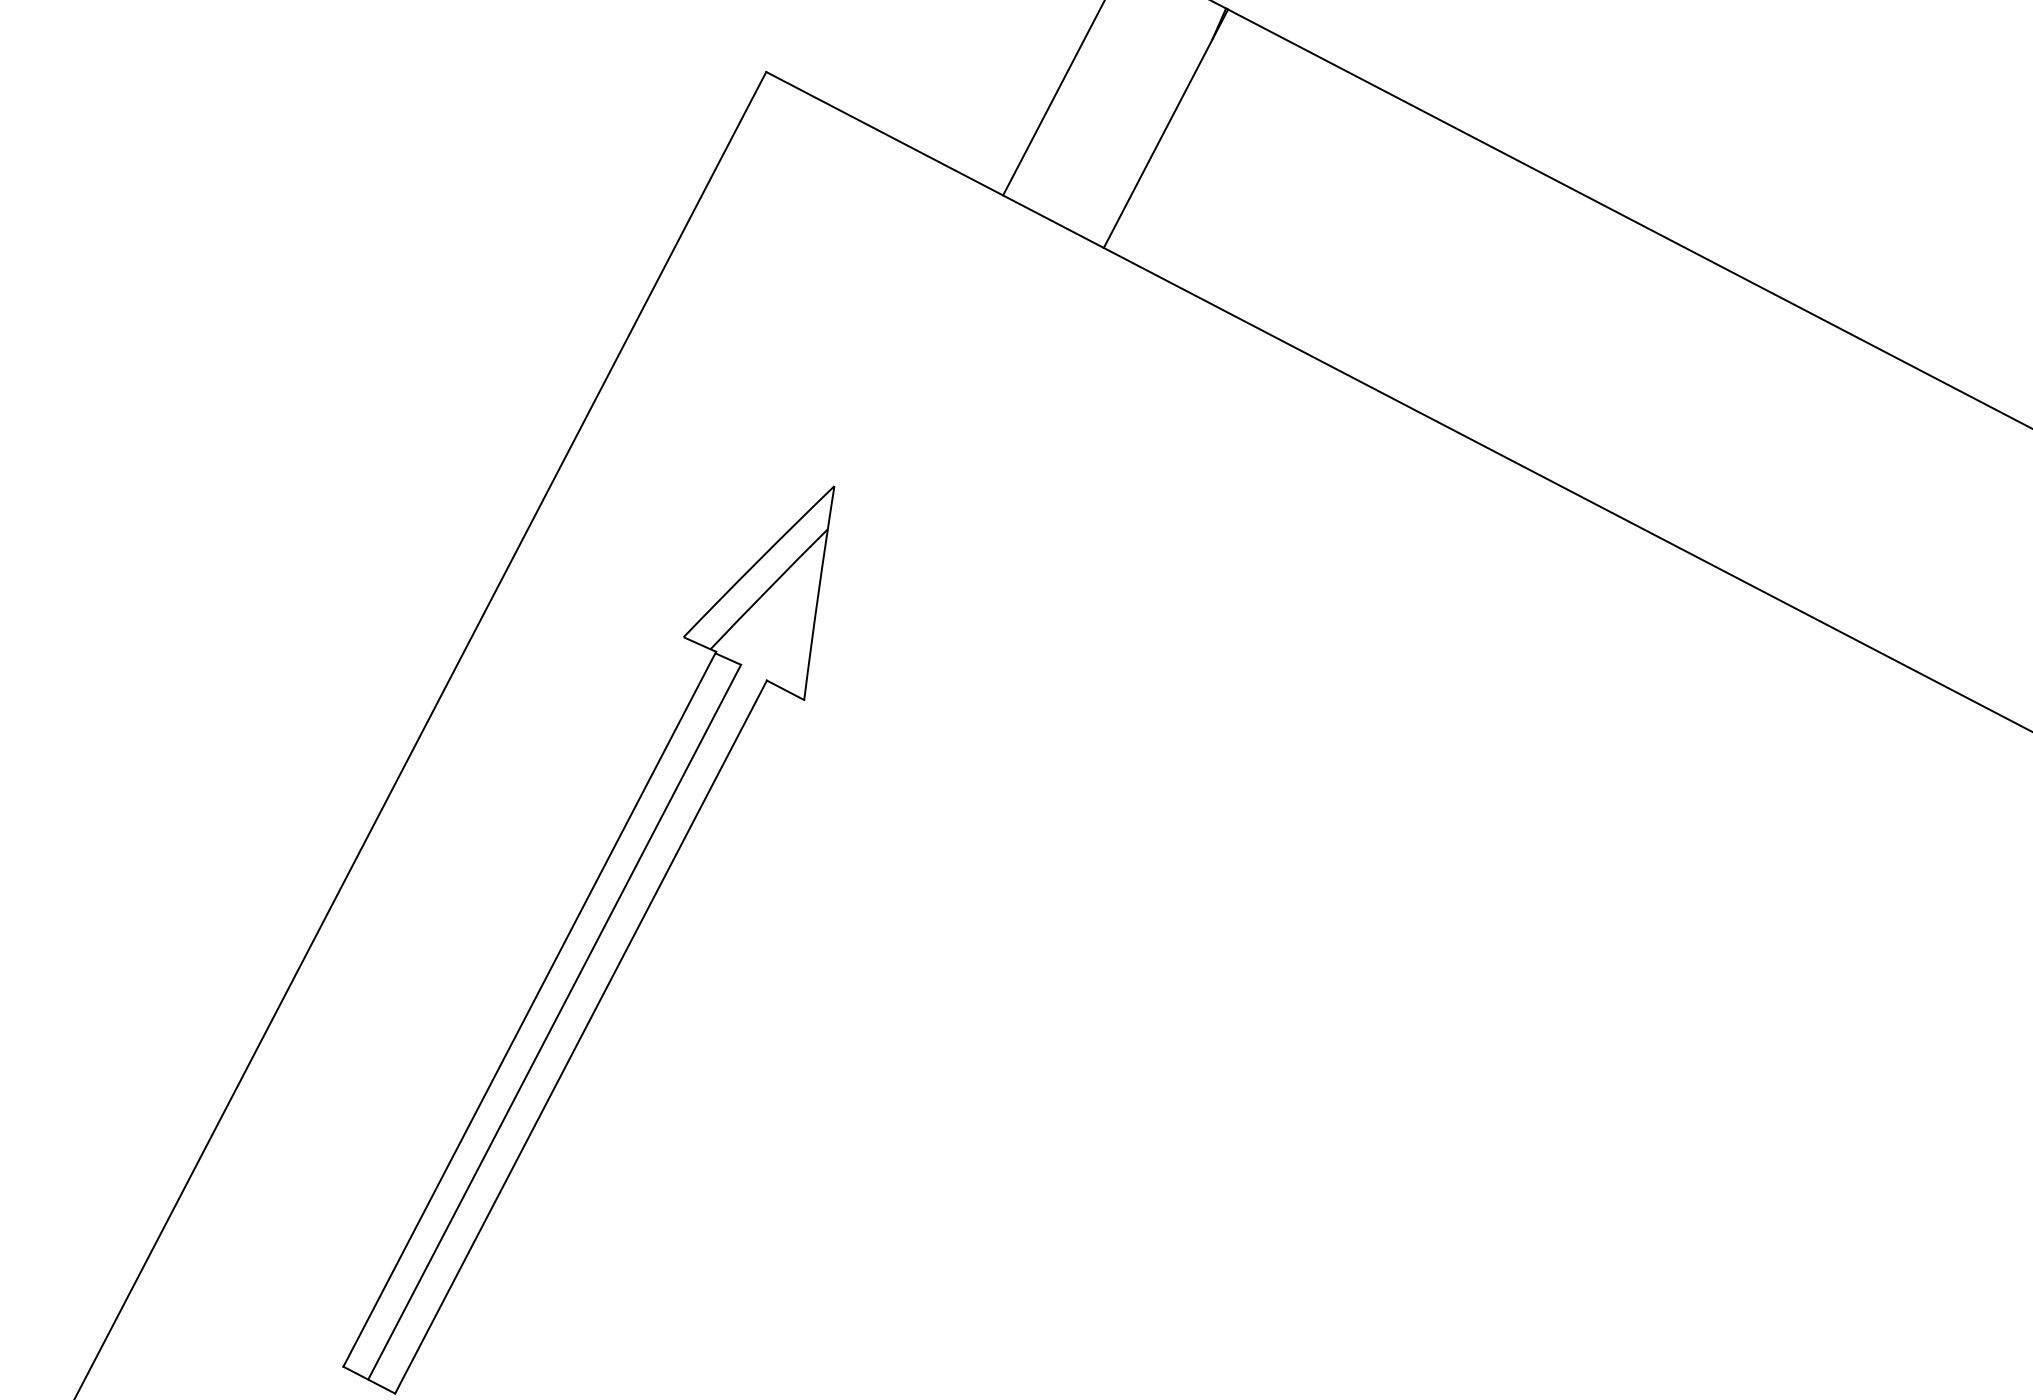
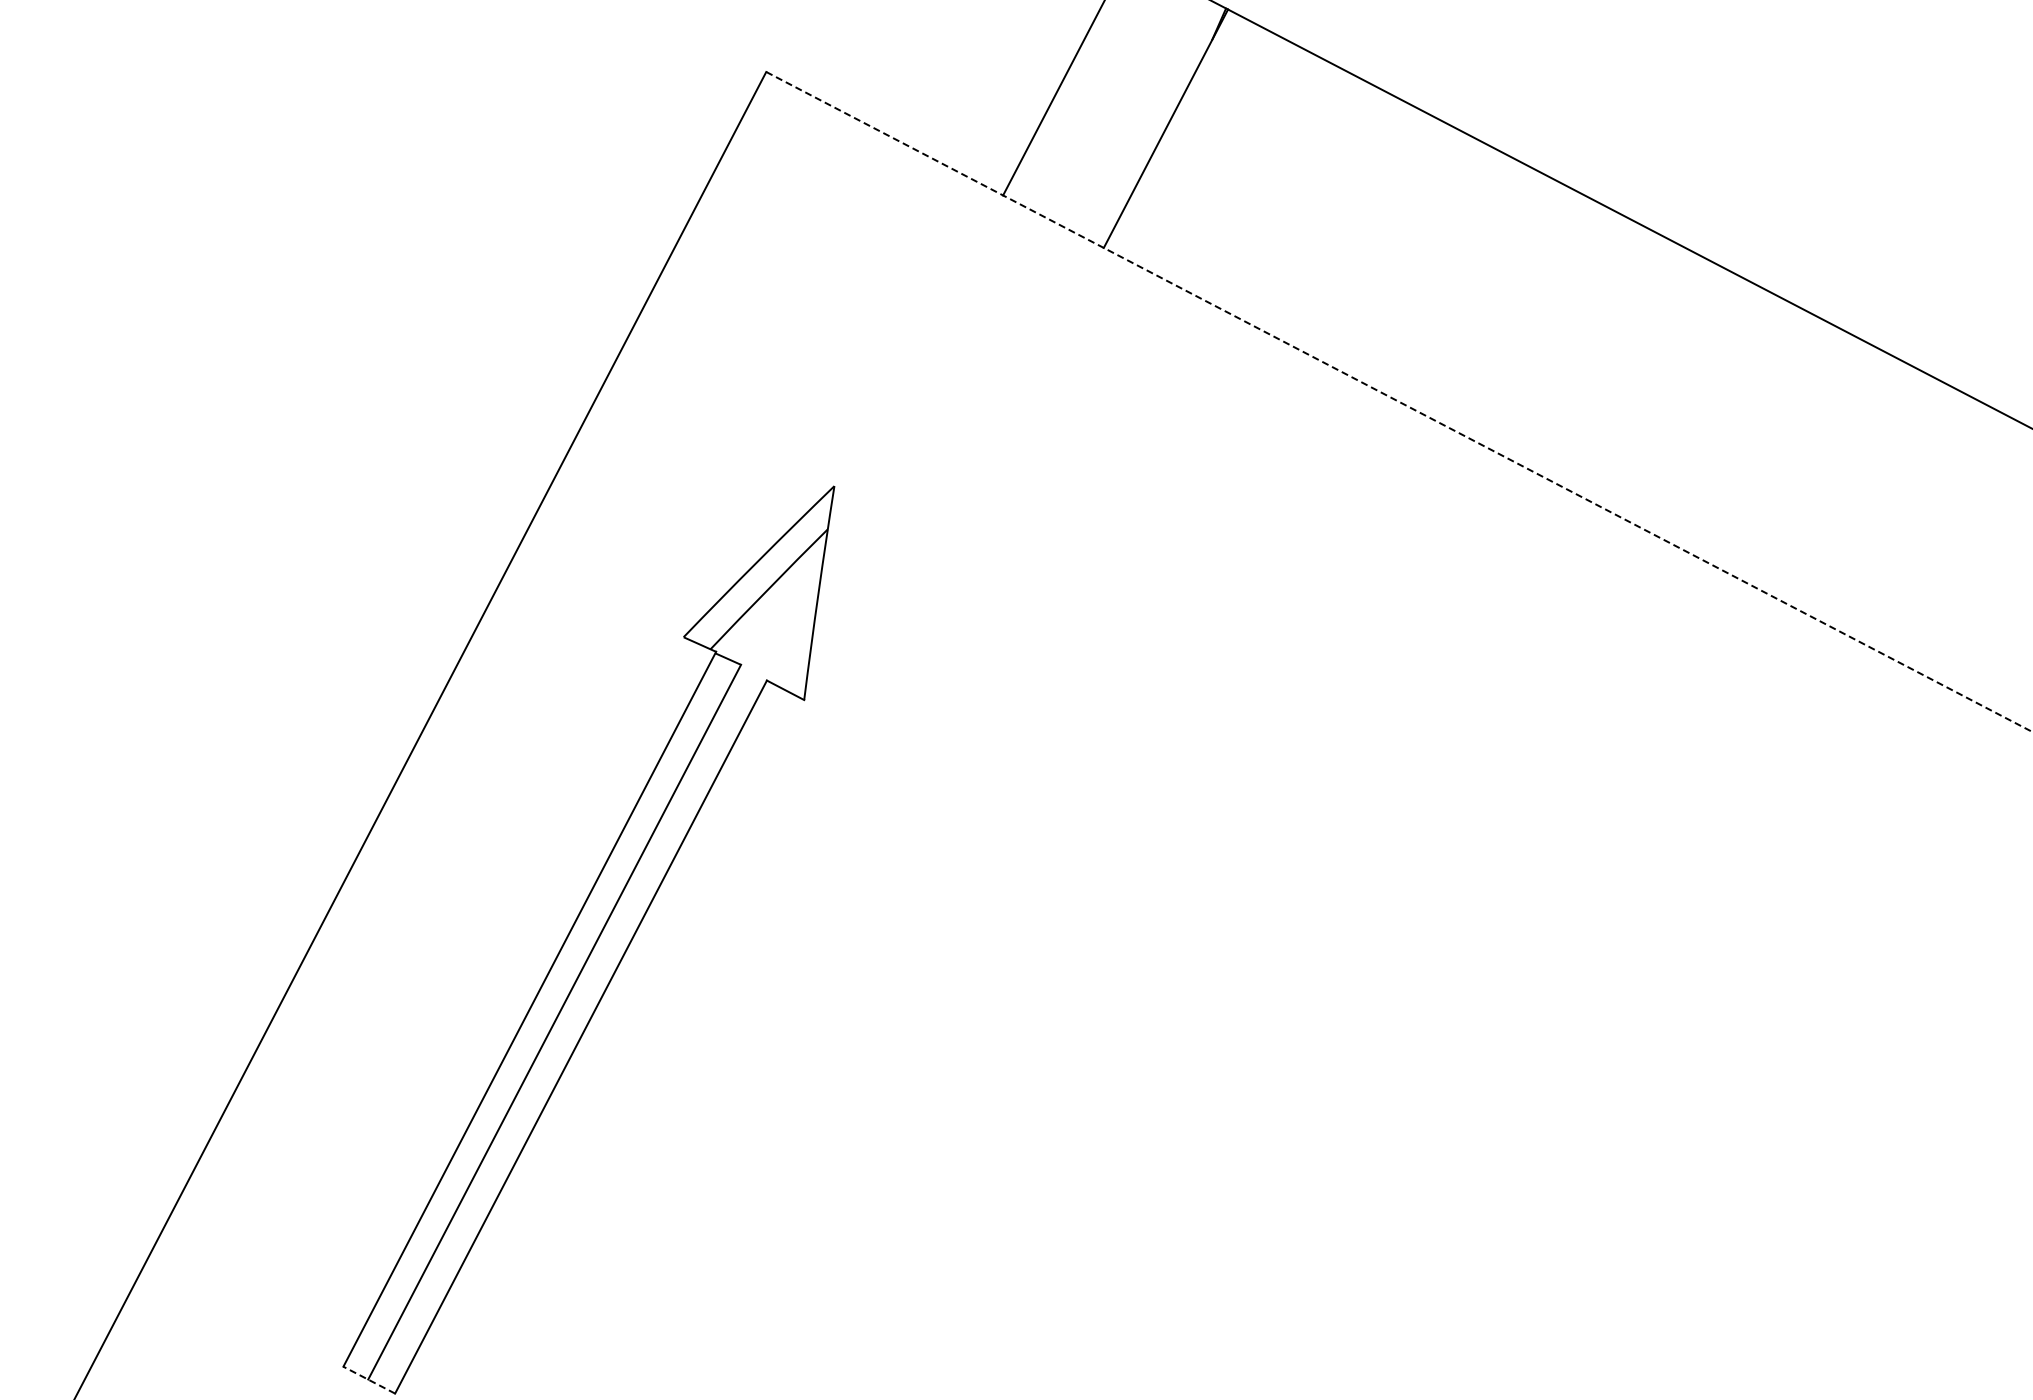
line: solid -> dashed (1399, 401)
line: solid -> dashed (368, 1379)
